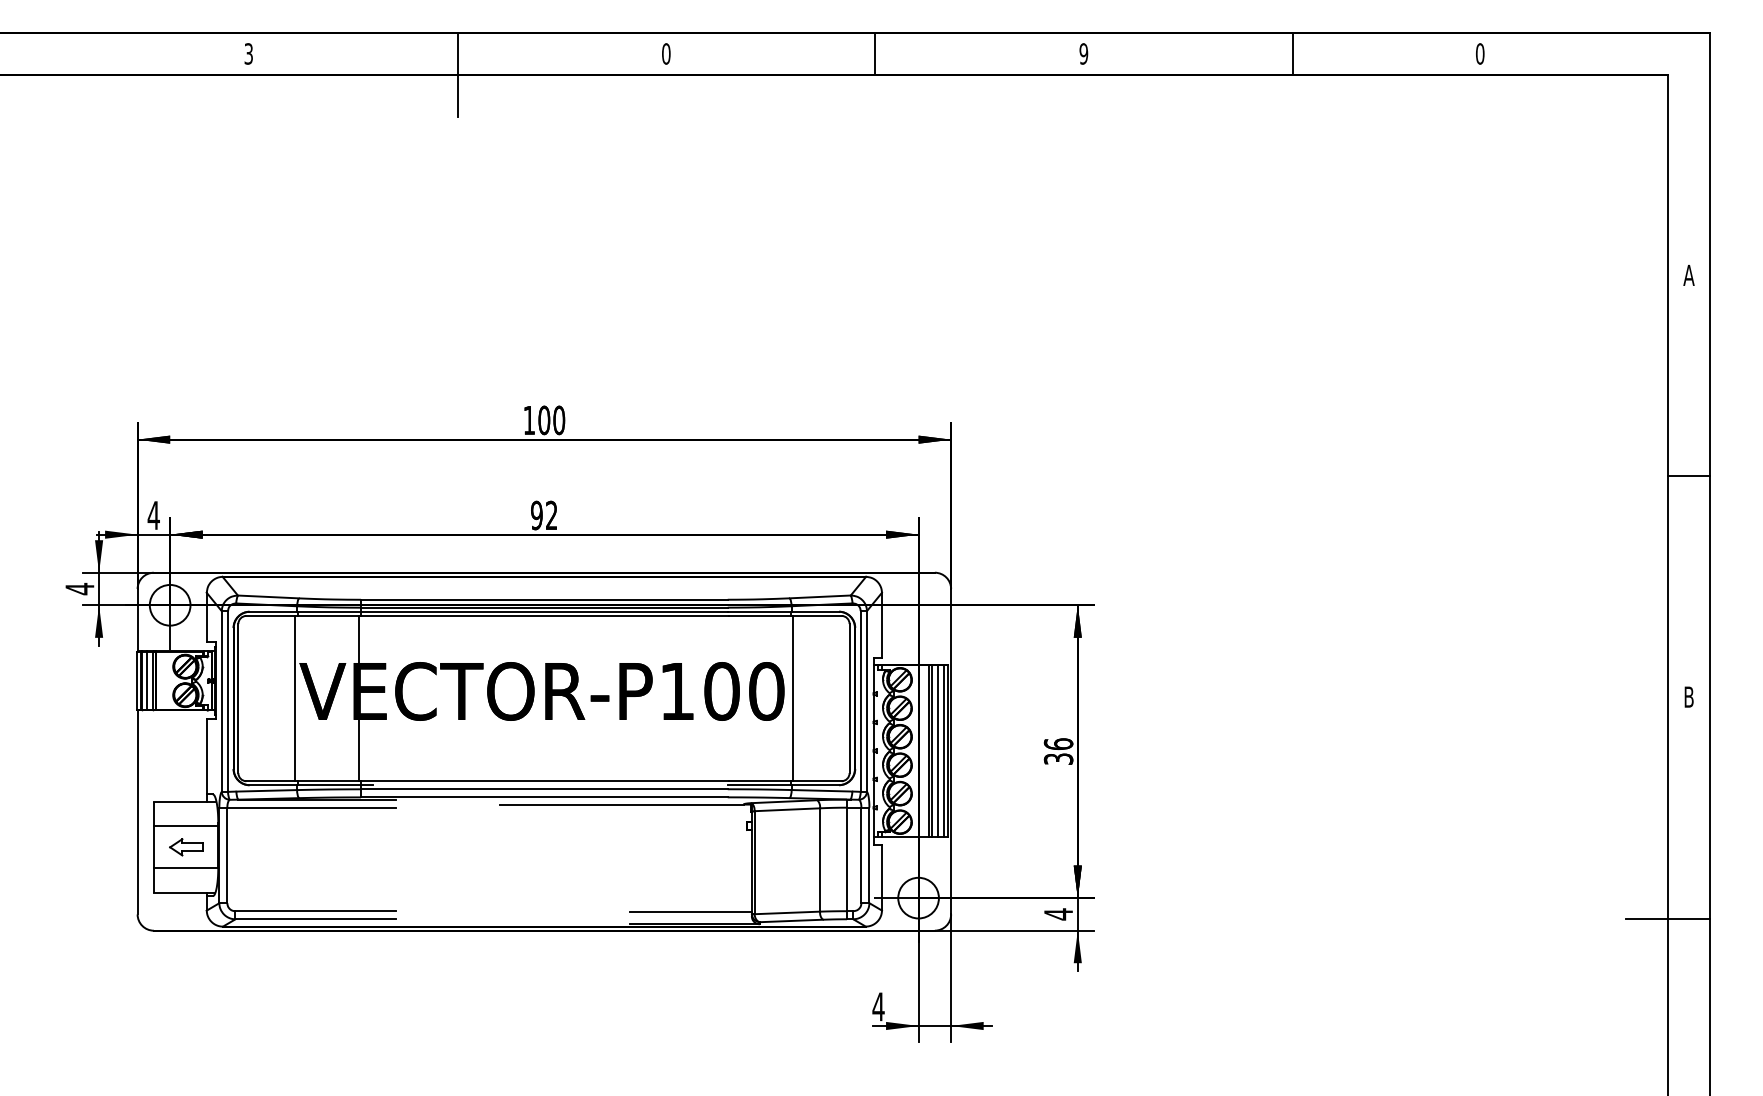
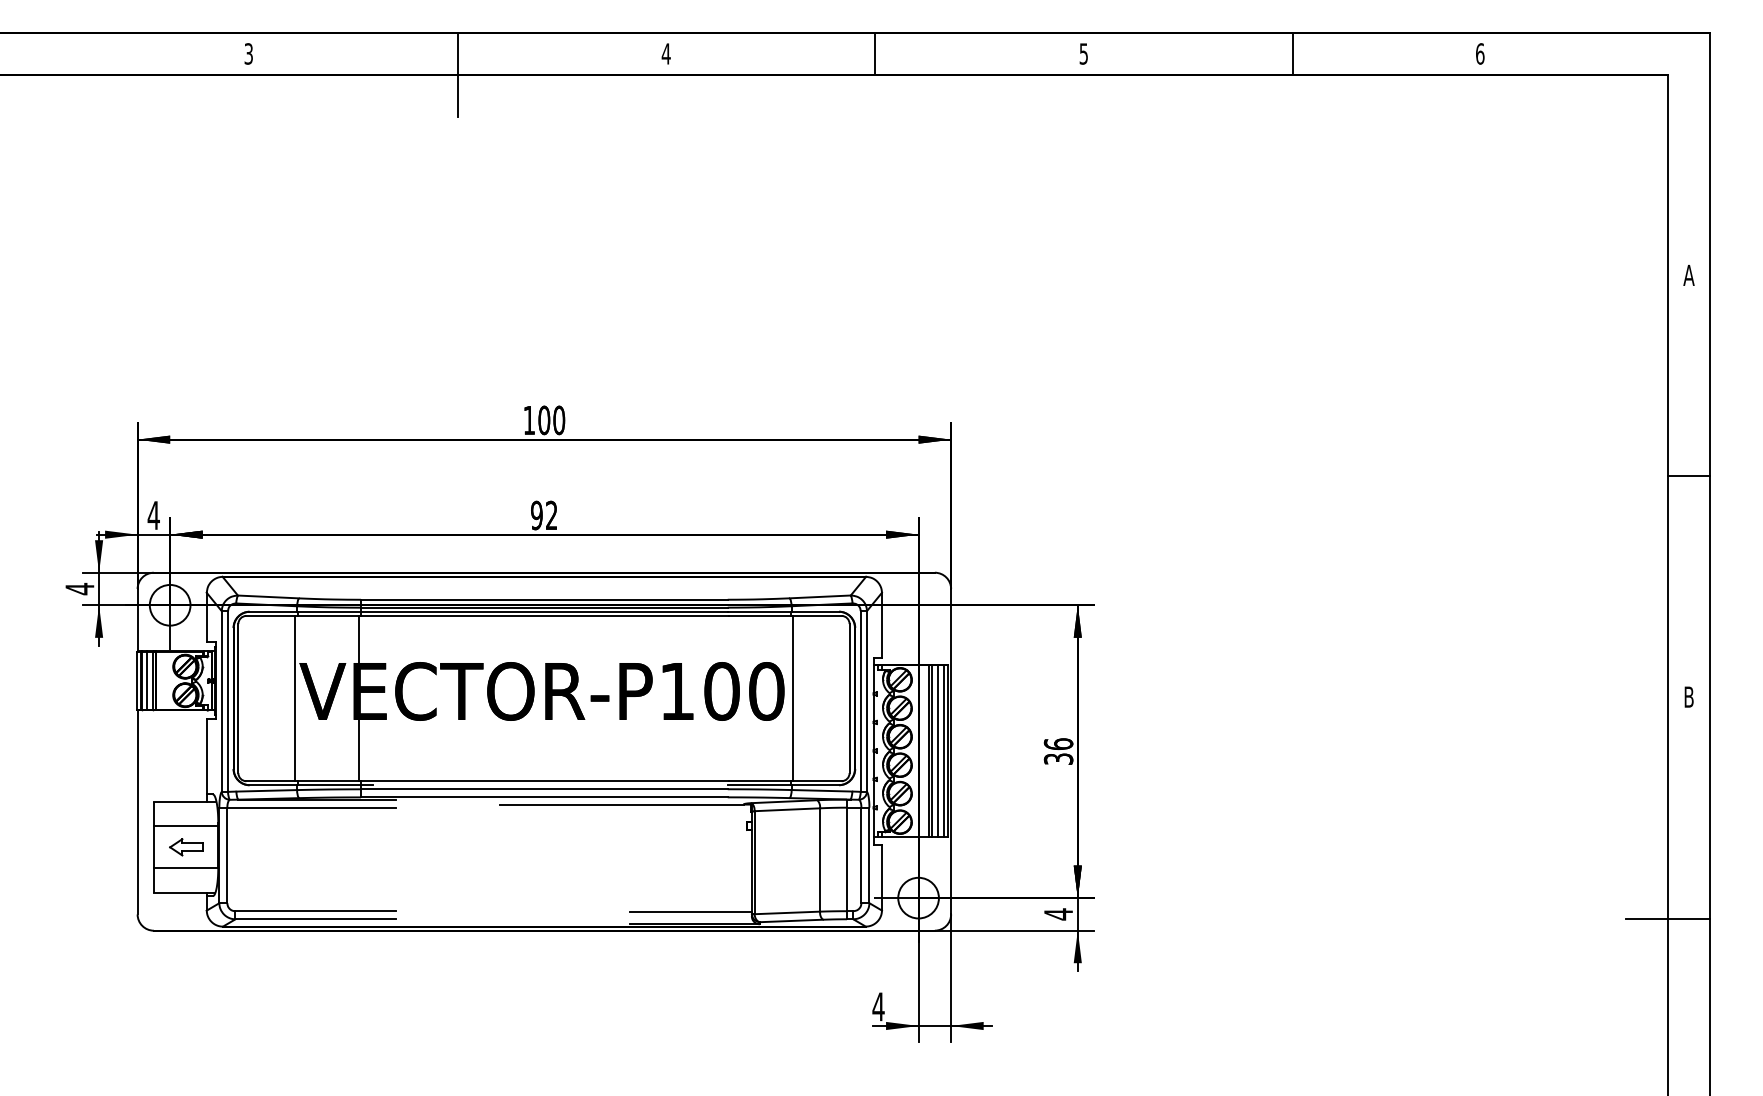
text: 0 -> 4 (665, 53)
text: 9 -> 5 (1083, 53)
text: 0 -> 6 (1480, 53)
